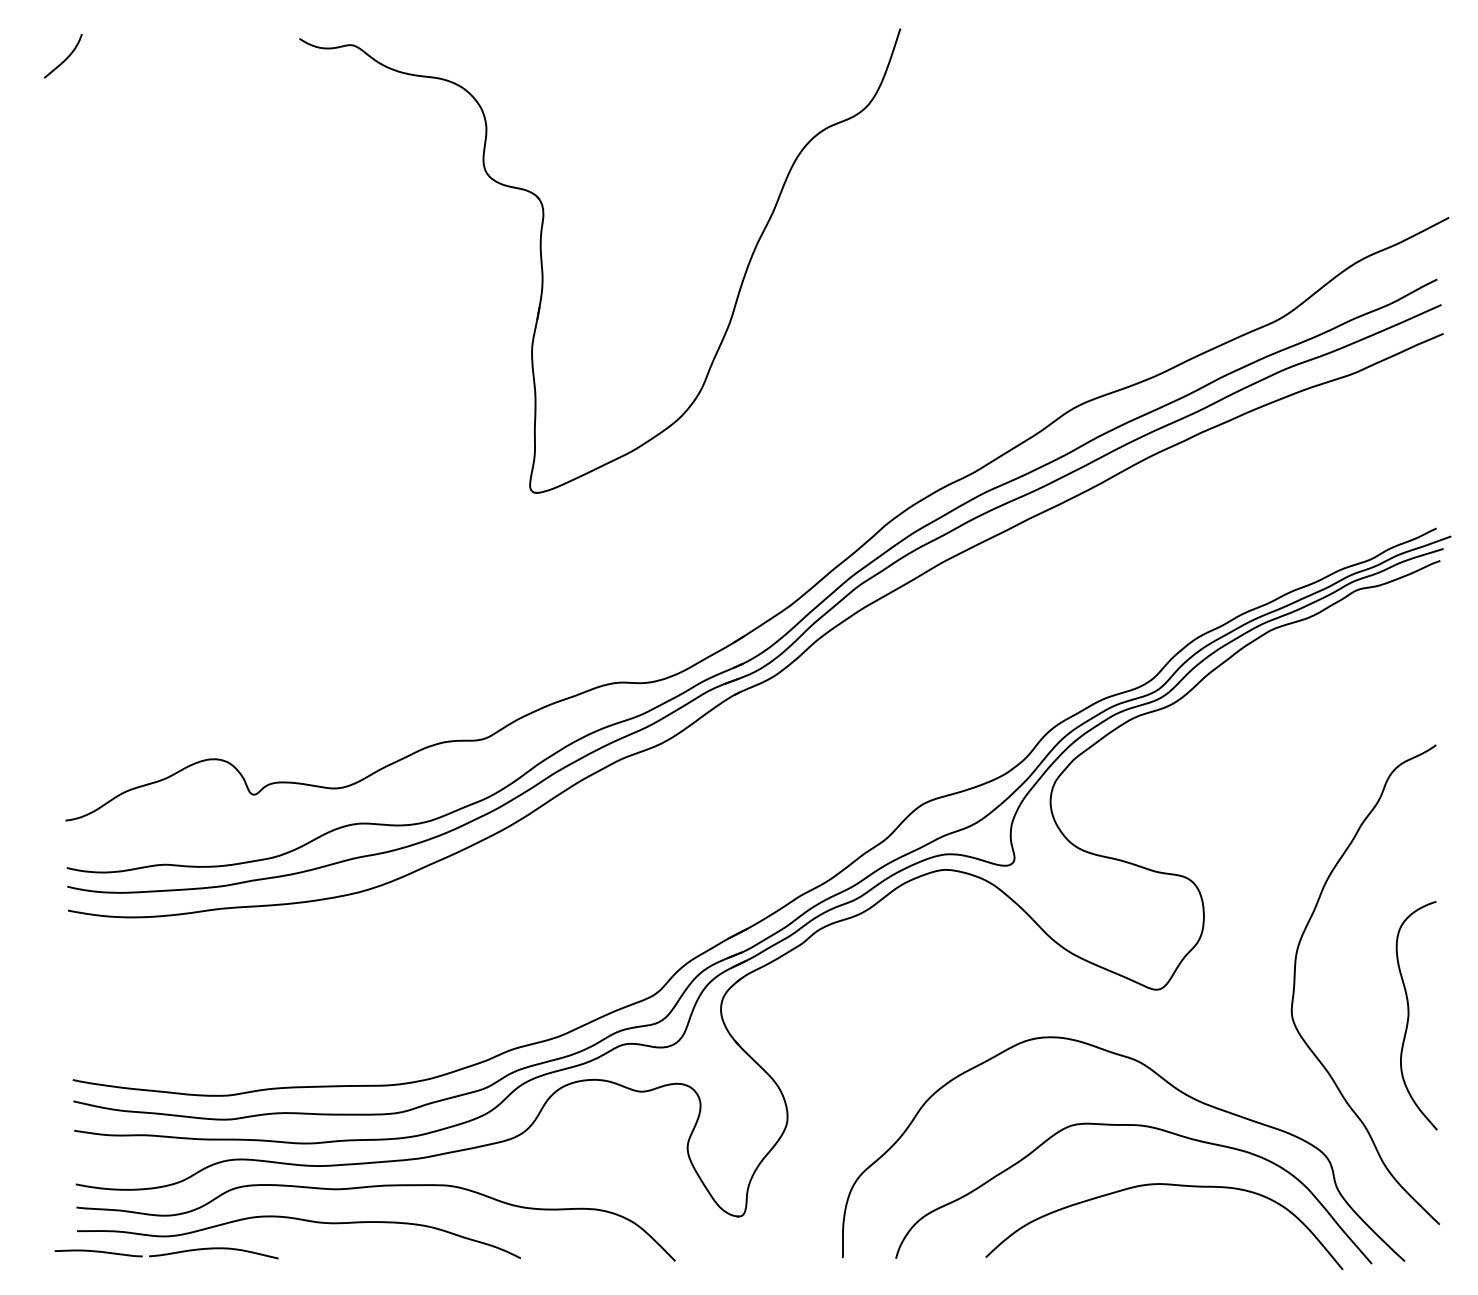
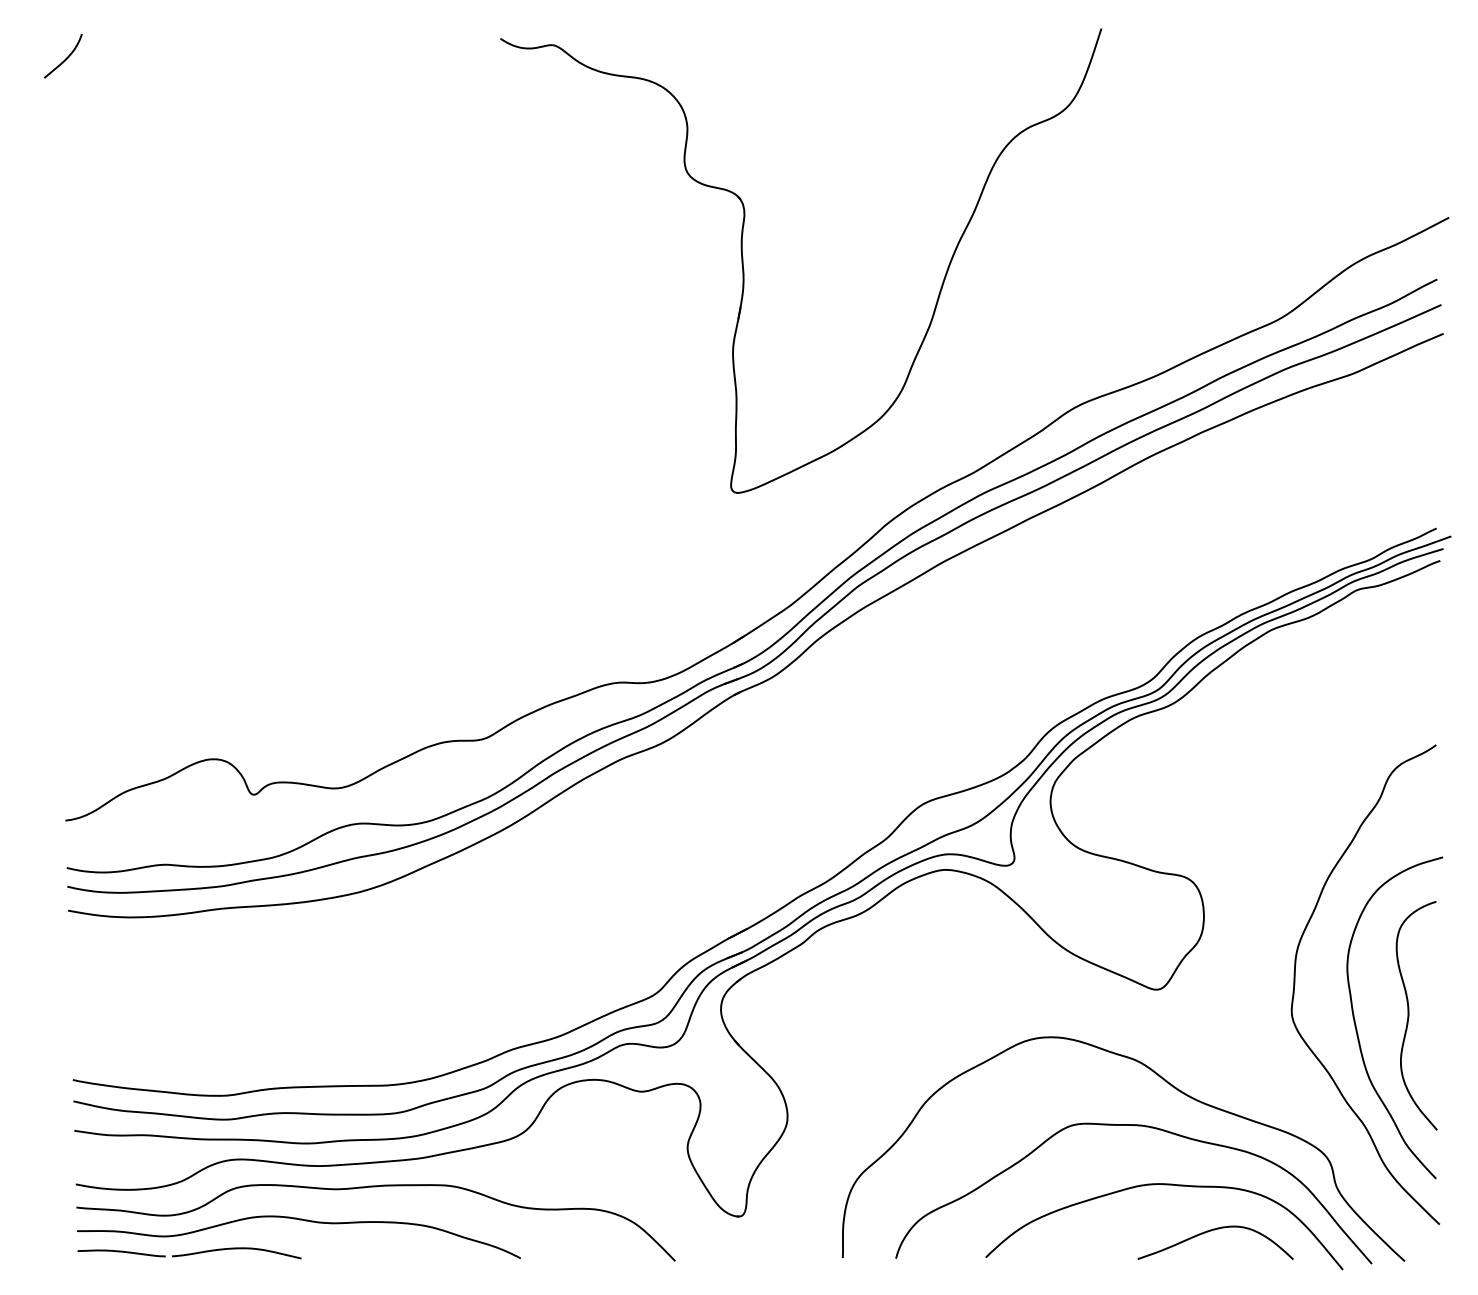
part position: (543, 269) -> (744, 269) (744, 269)
curve: none -> present (1356, 1024)
curve: none -> present (1211, 1231)
part position: (166, 1253) -> (189, 1253) (189, 1253)
